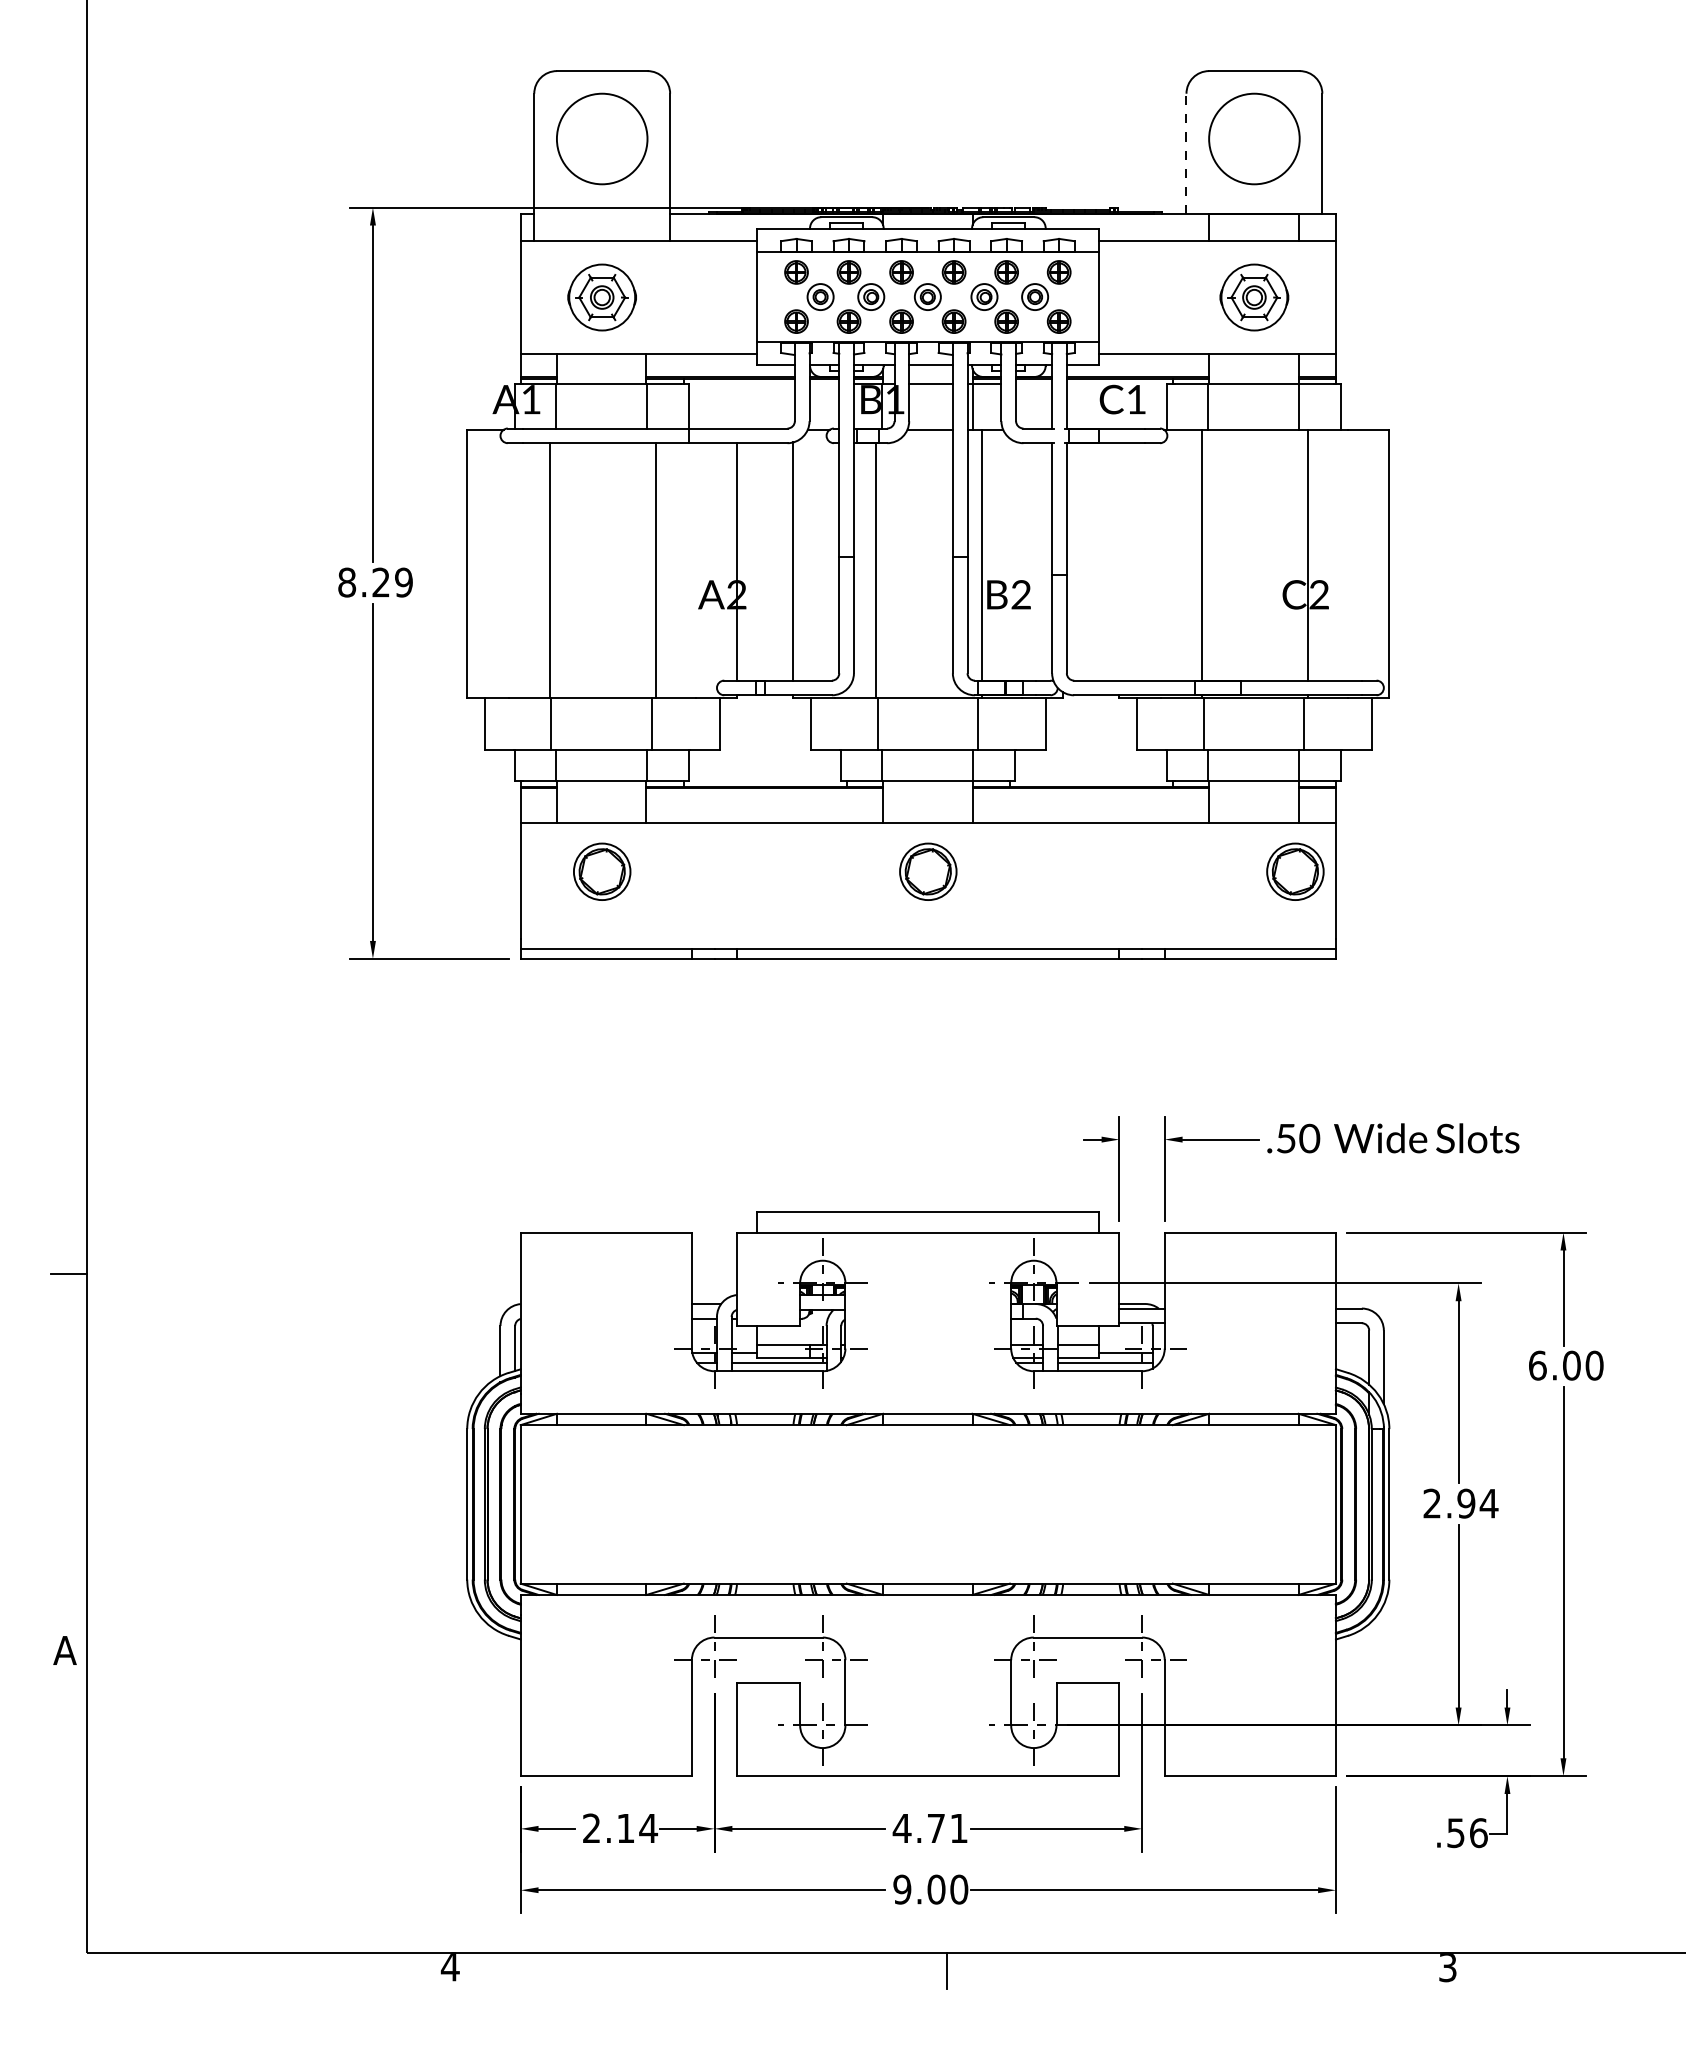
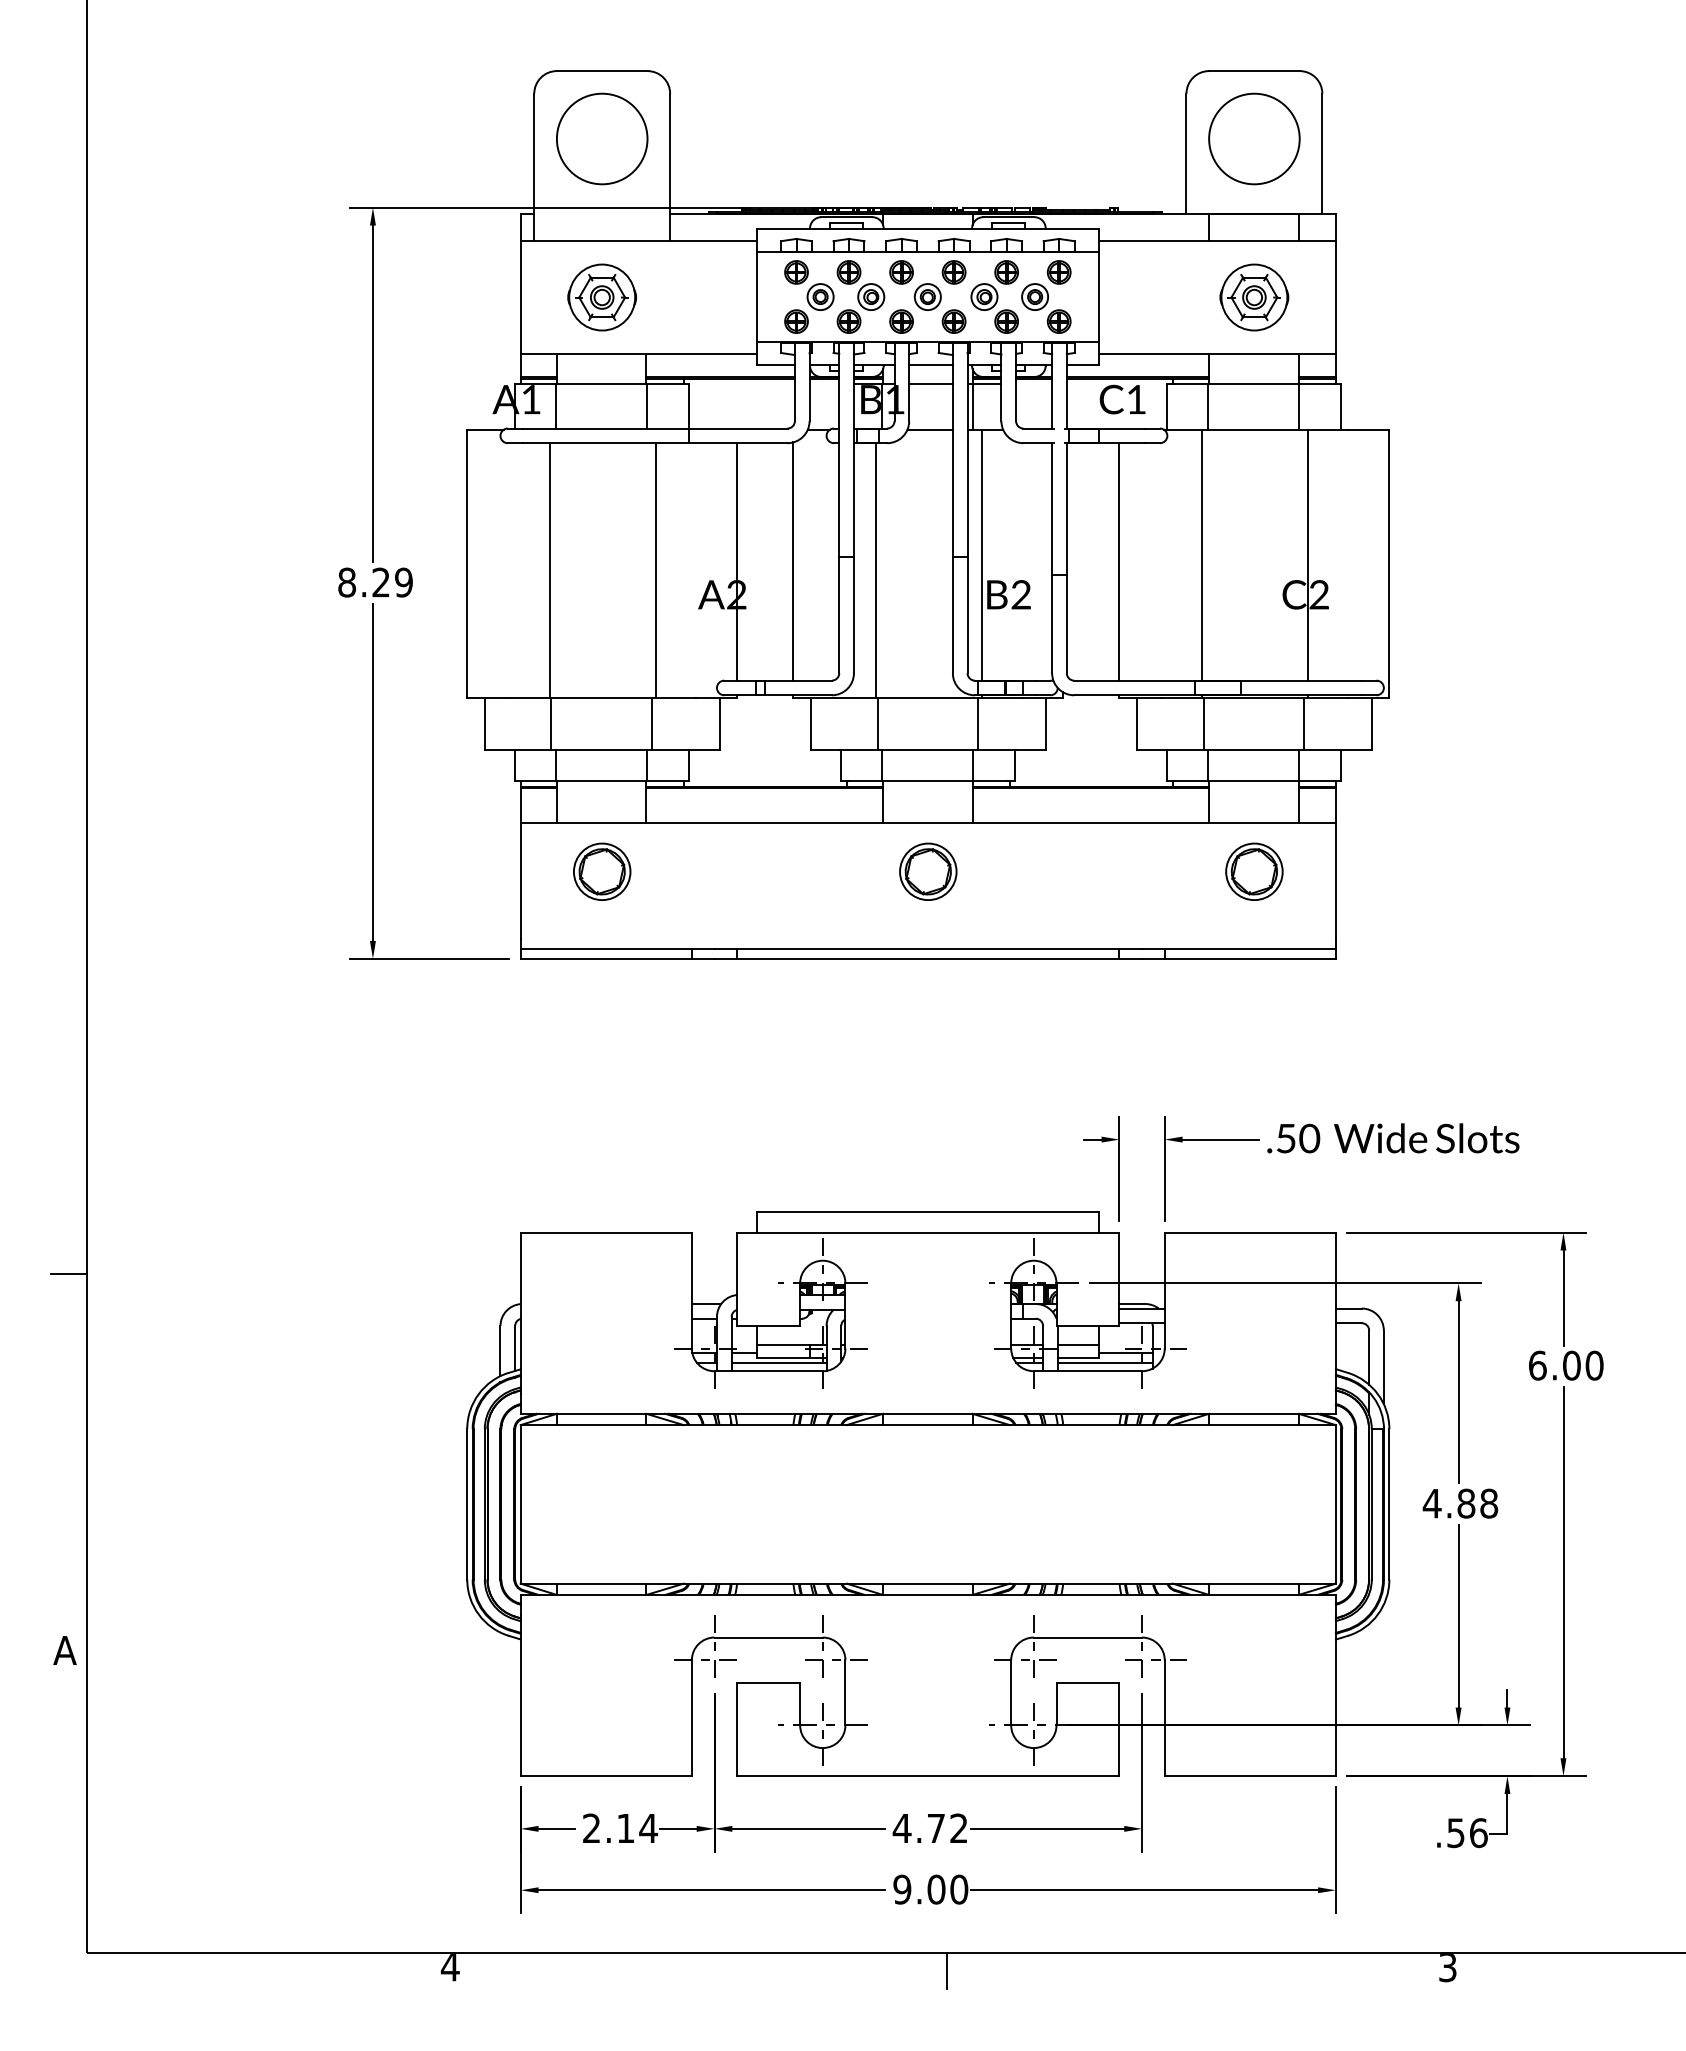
line: dashed -> solid (1186, 153)
line: none -> present (1119, 561)
part position: (1295, 871) -> (1254, 871) (1254, 871)
text: 2.94 -> 4.88 (1460, 1503)
text: 4.71 -> 4.72 (958, 1827)
